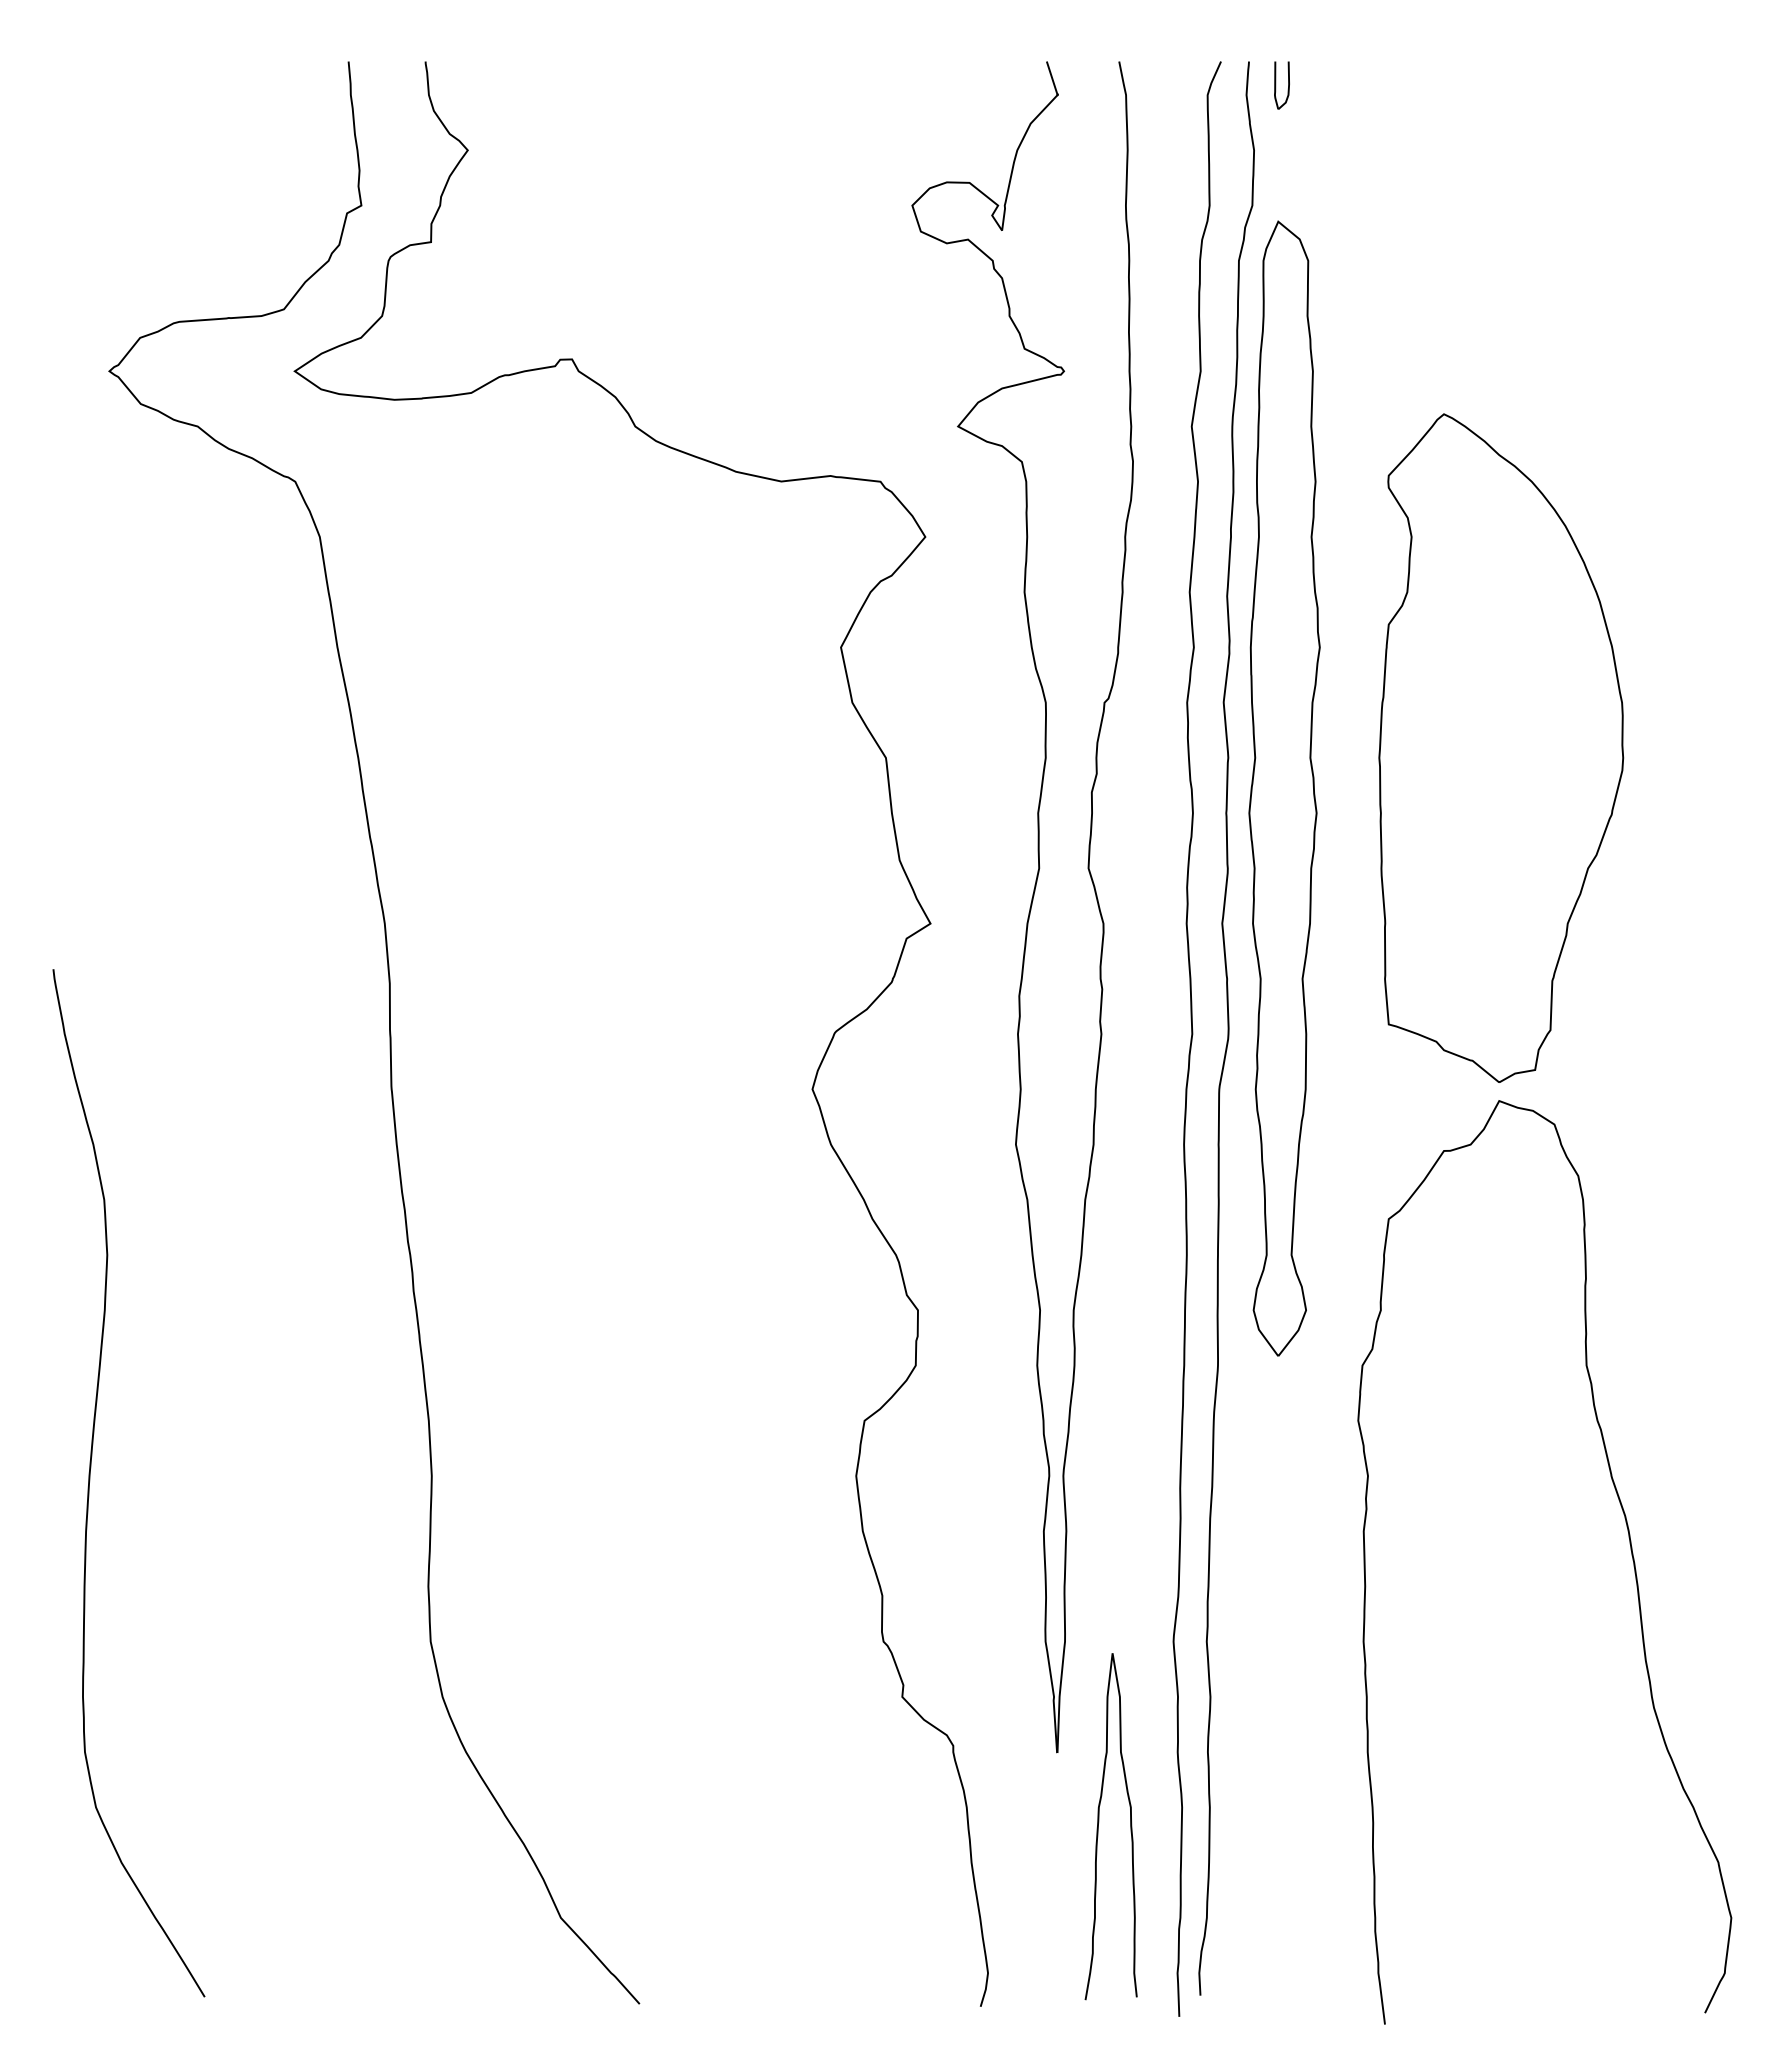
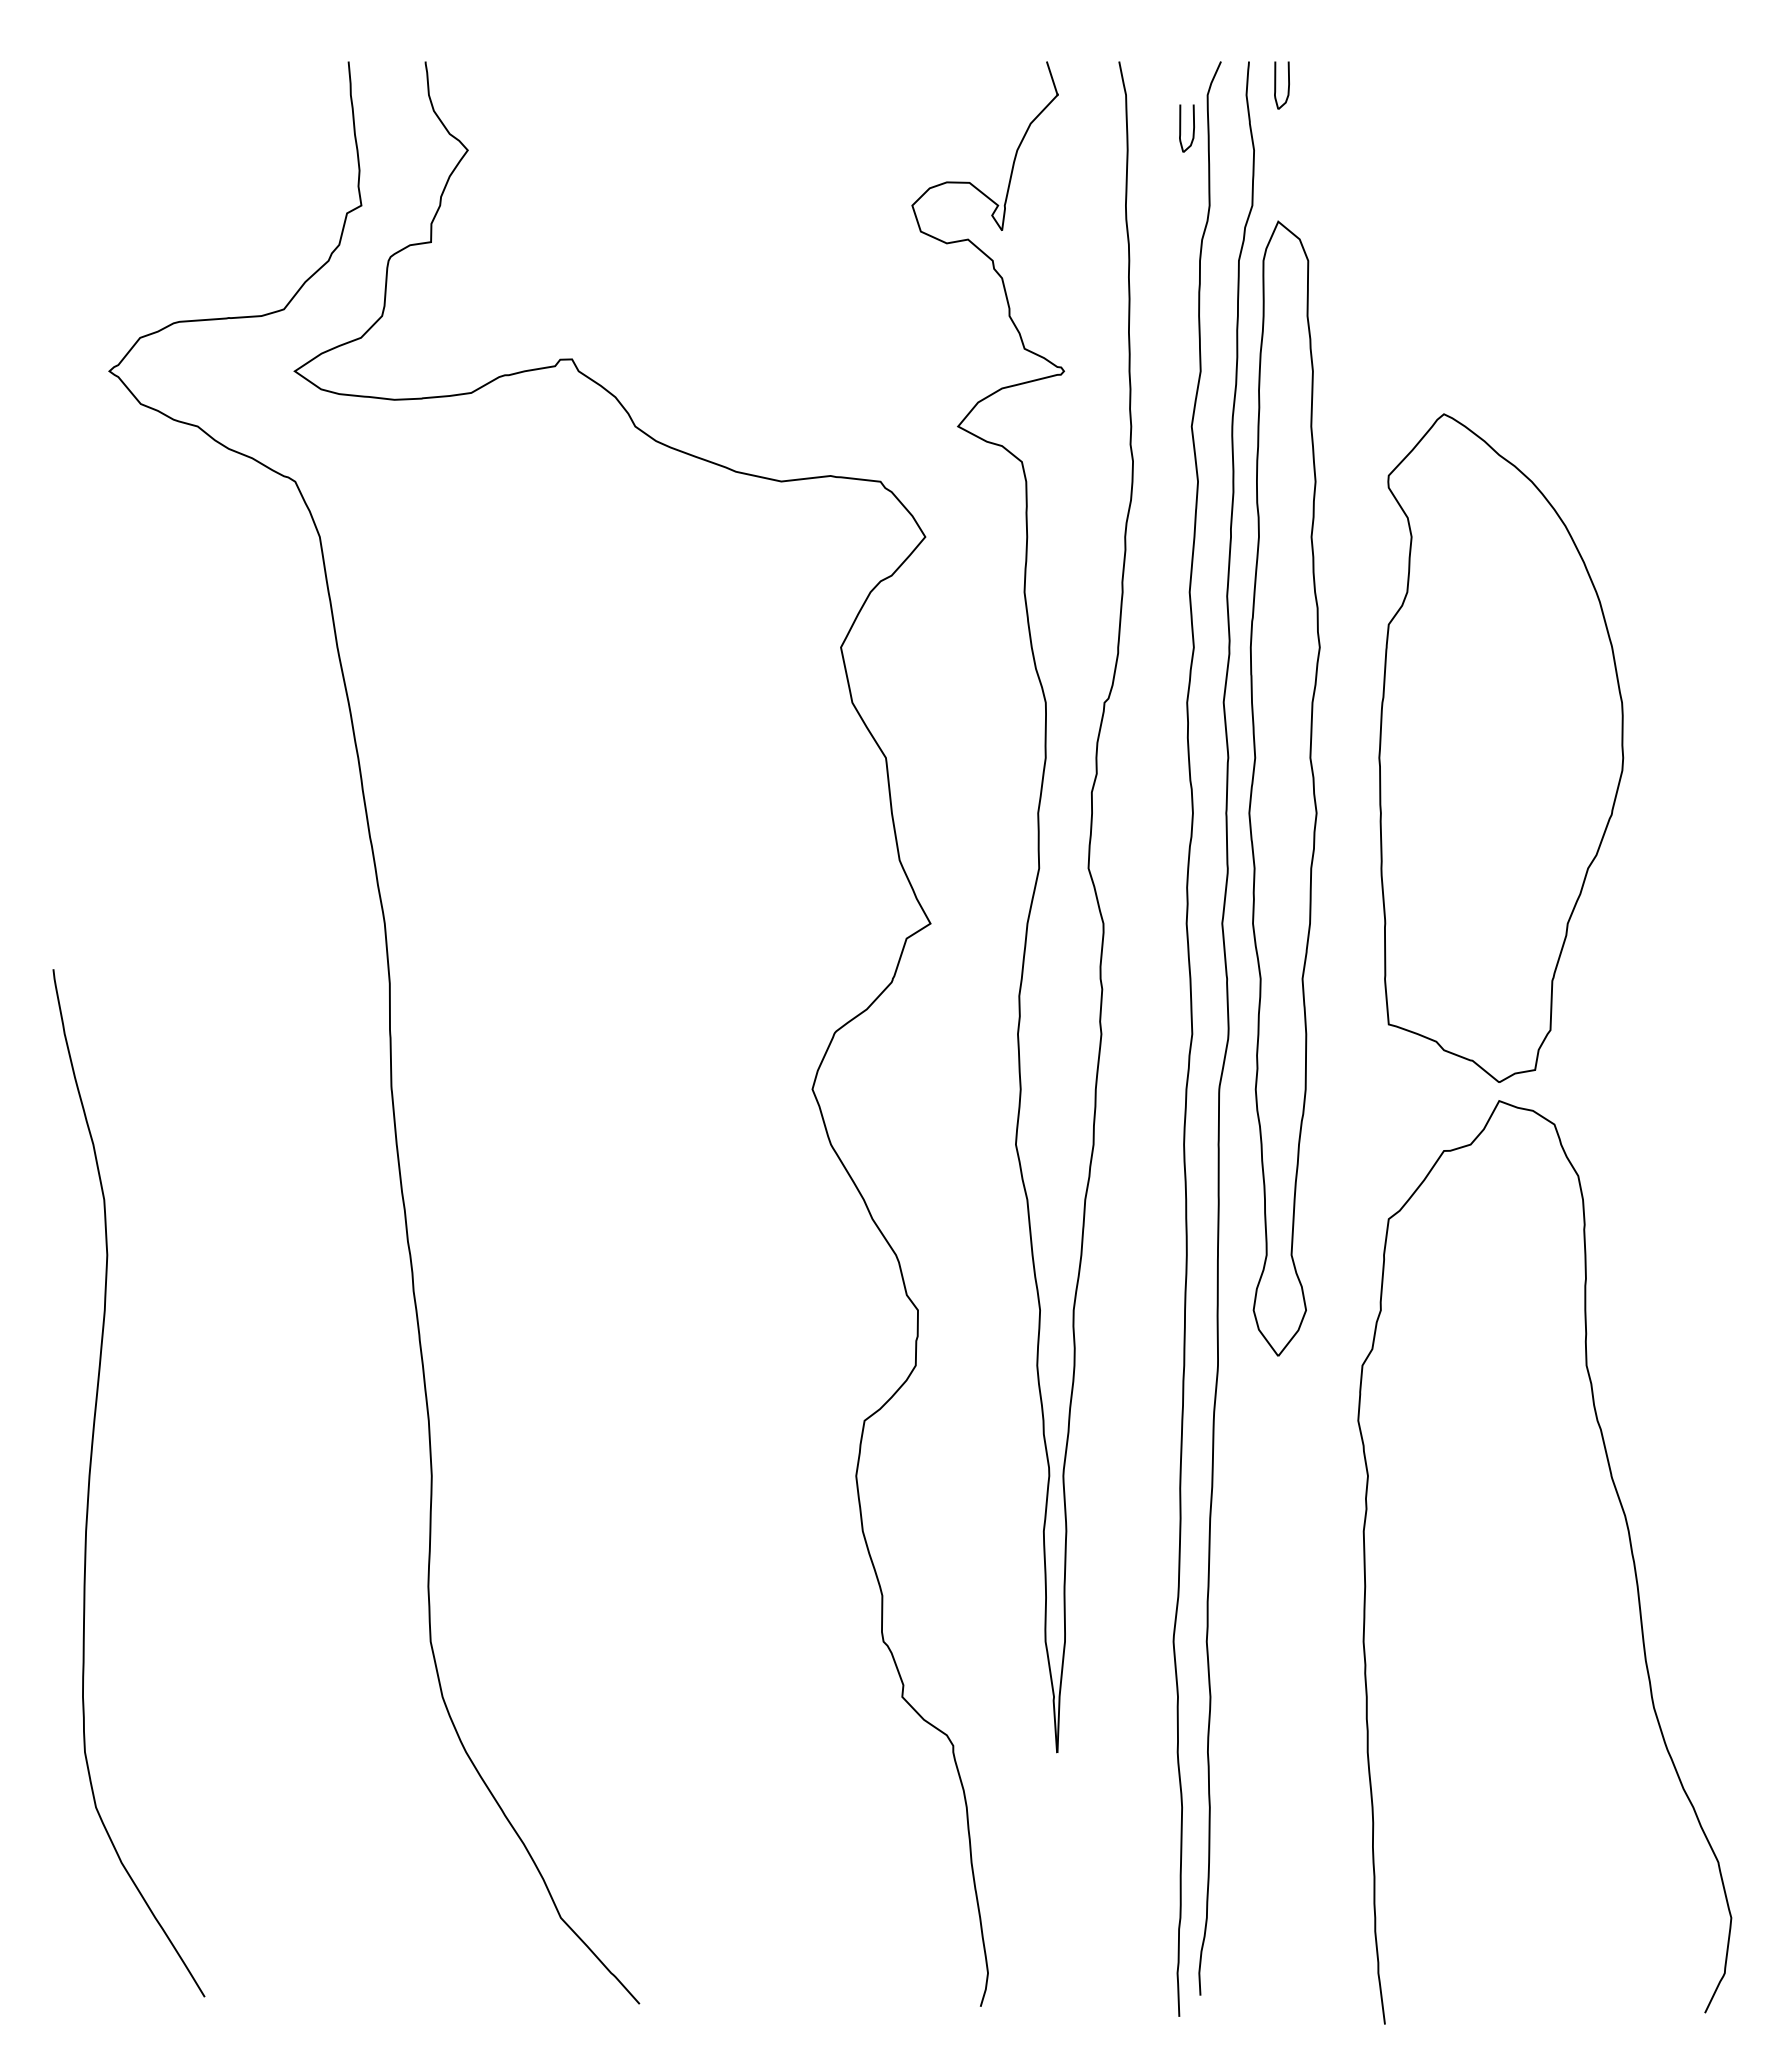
part: none -> present (1186, 128)
curve: present -> none (1099, 1822)
